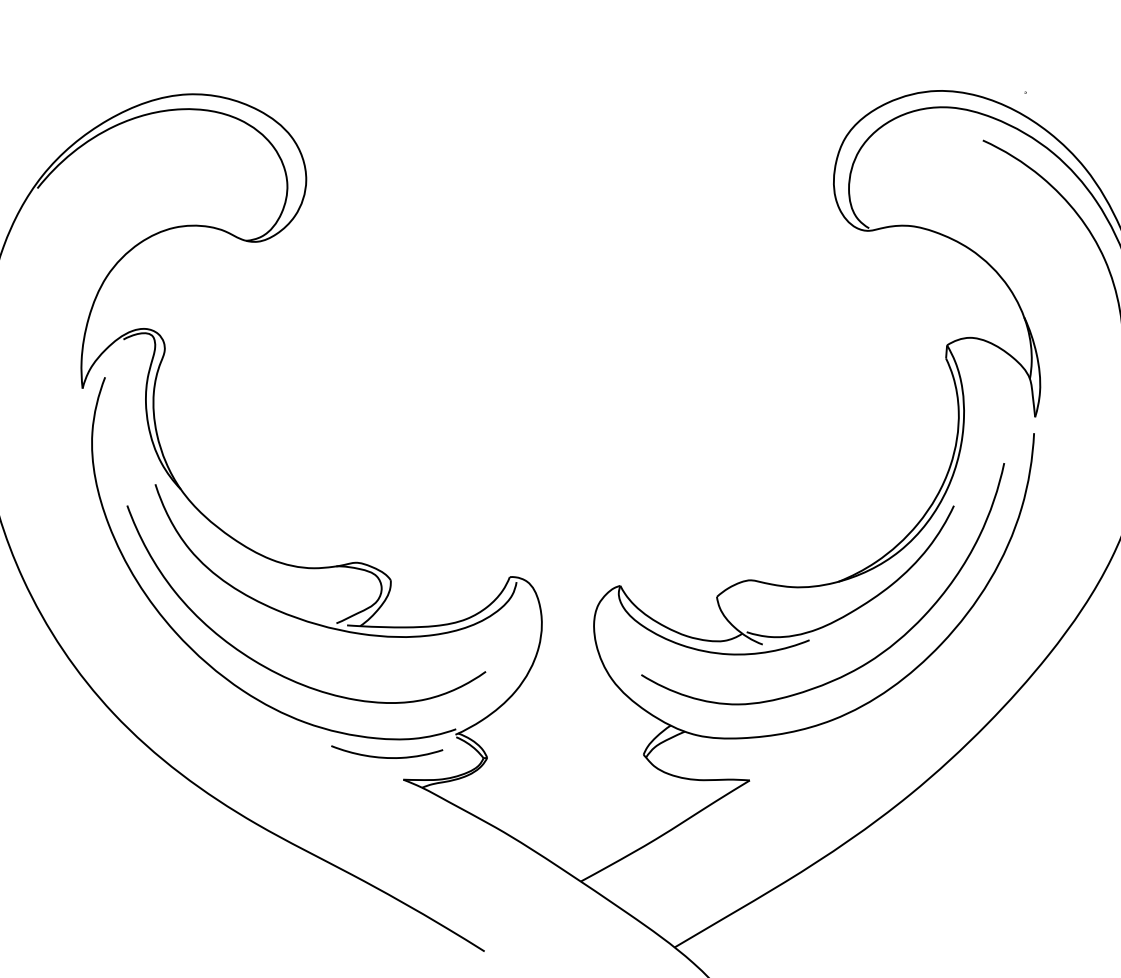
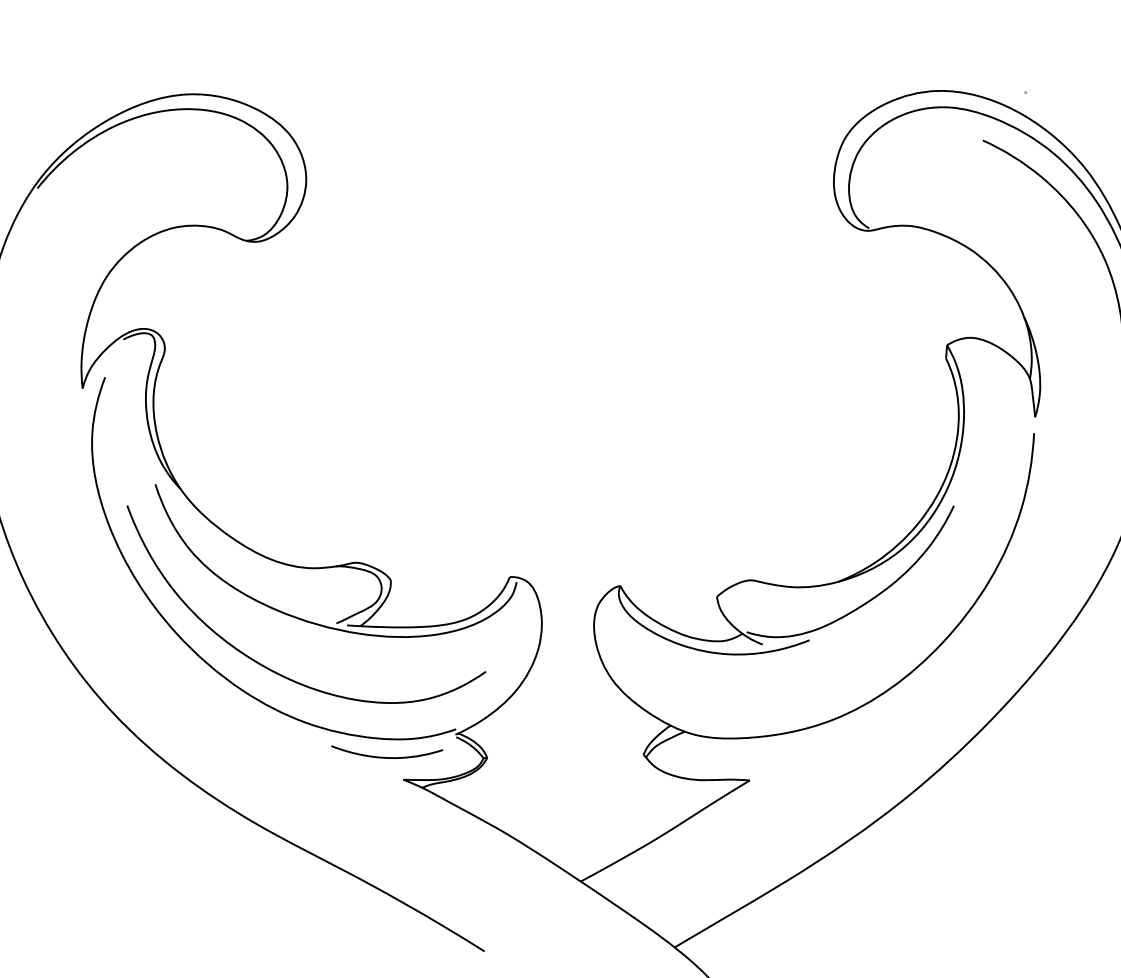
curve: present -> none (867, 661)
